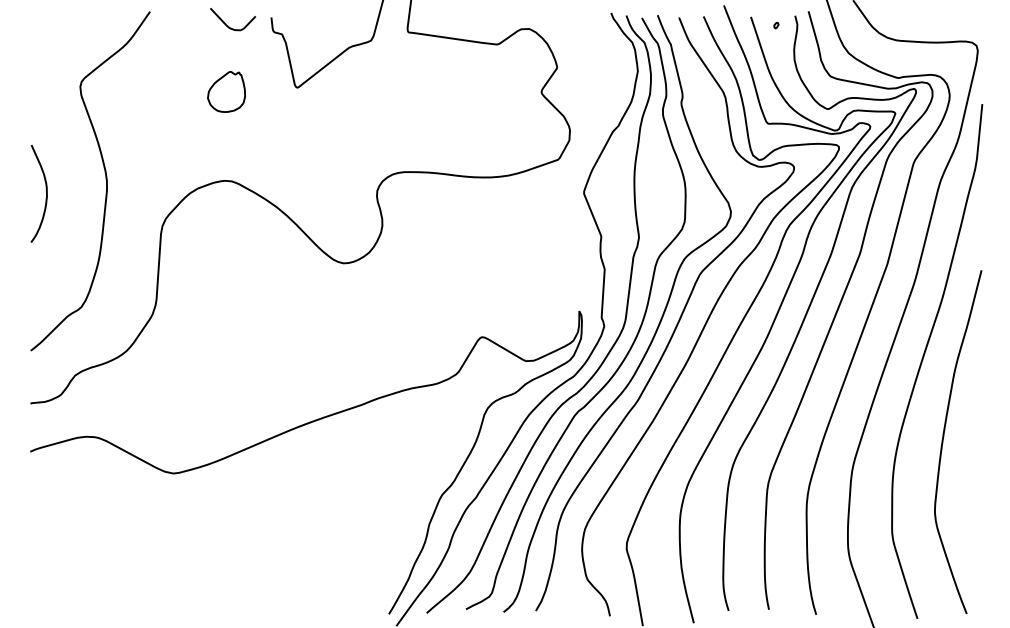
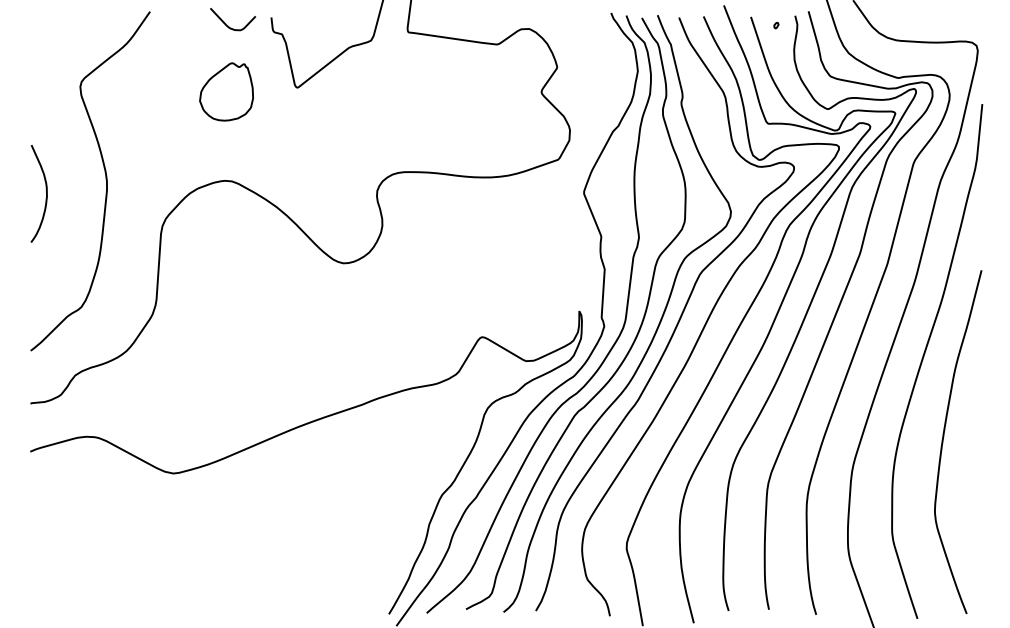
part size: 39x42 px -> 55x60 px (226, 91)
